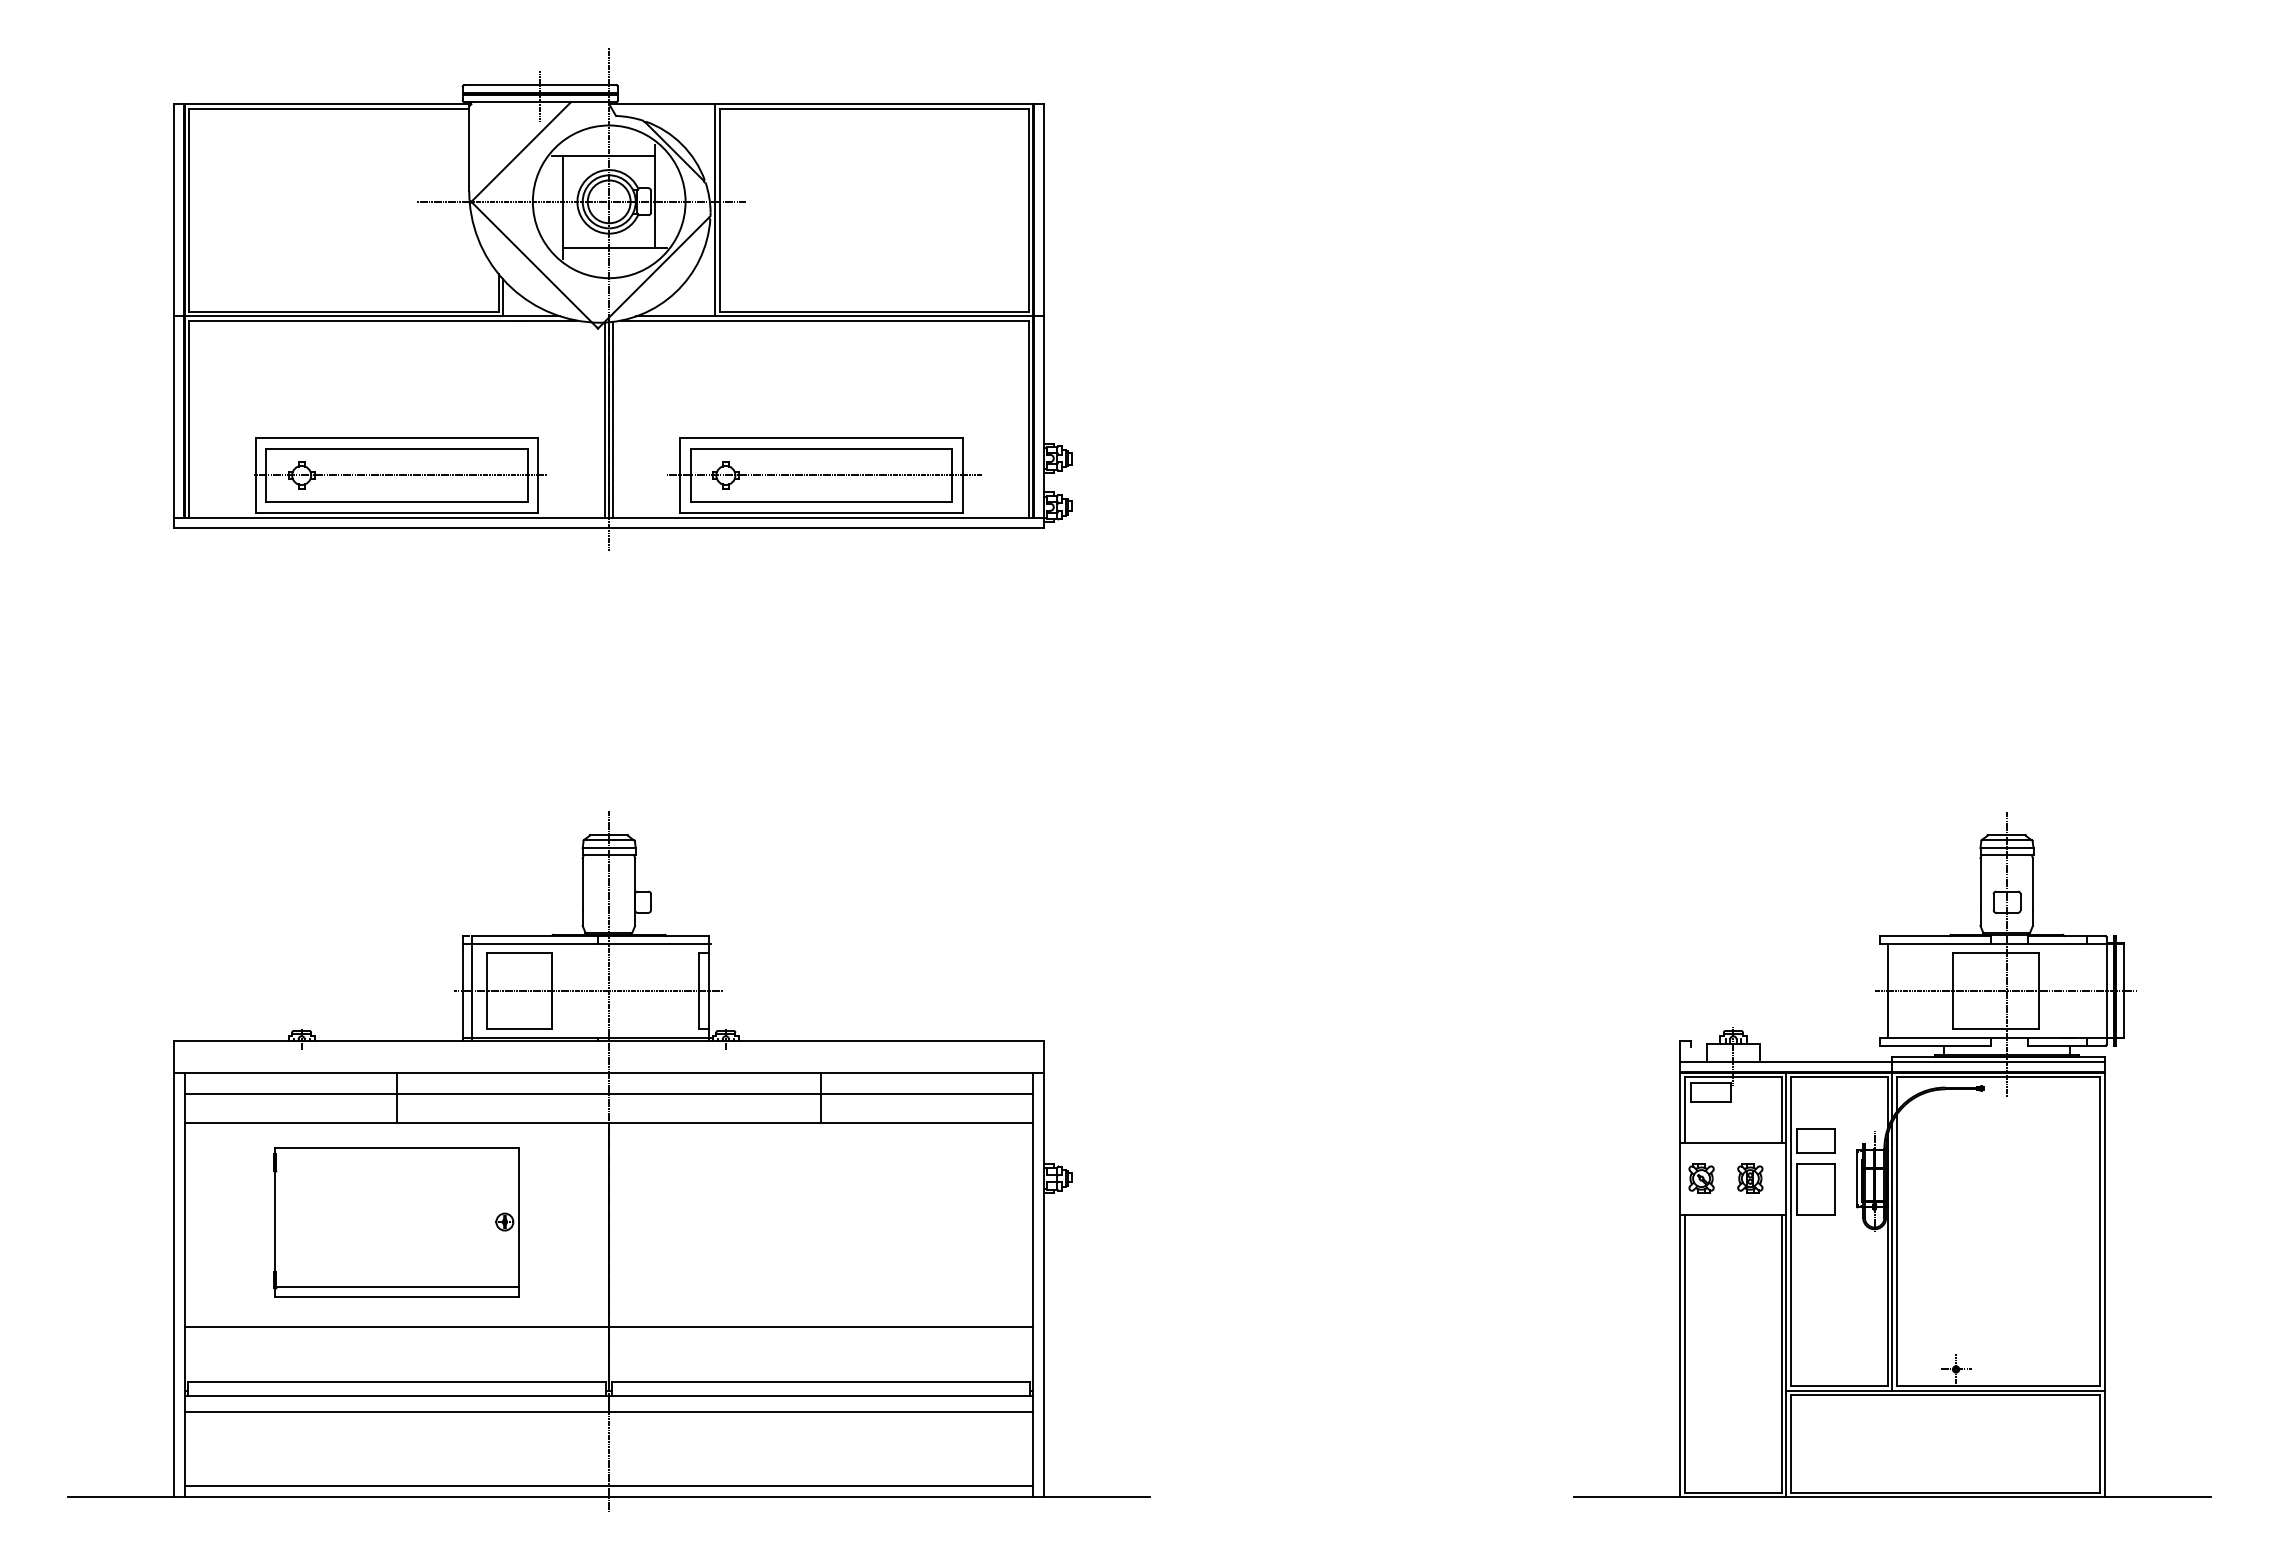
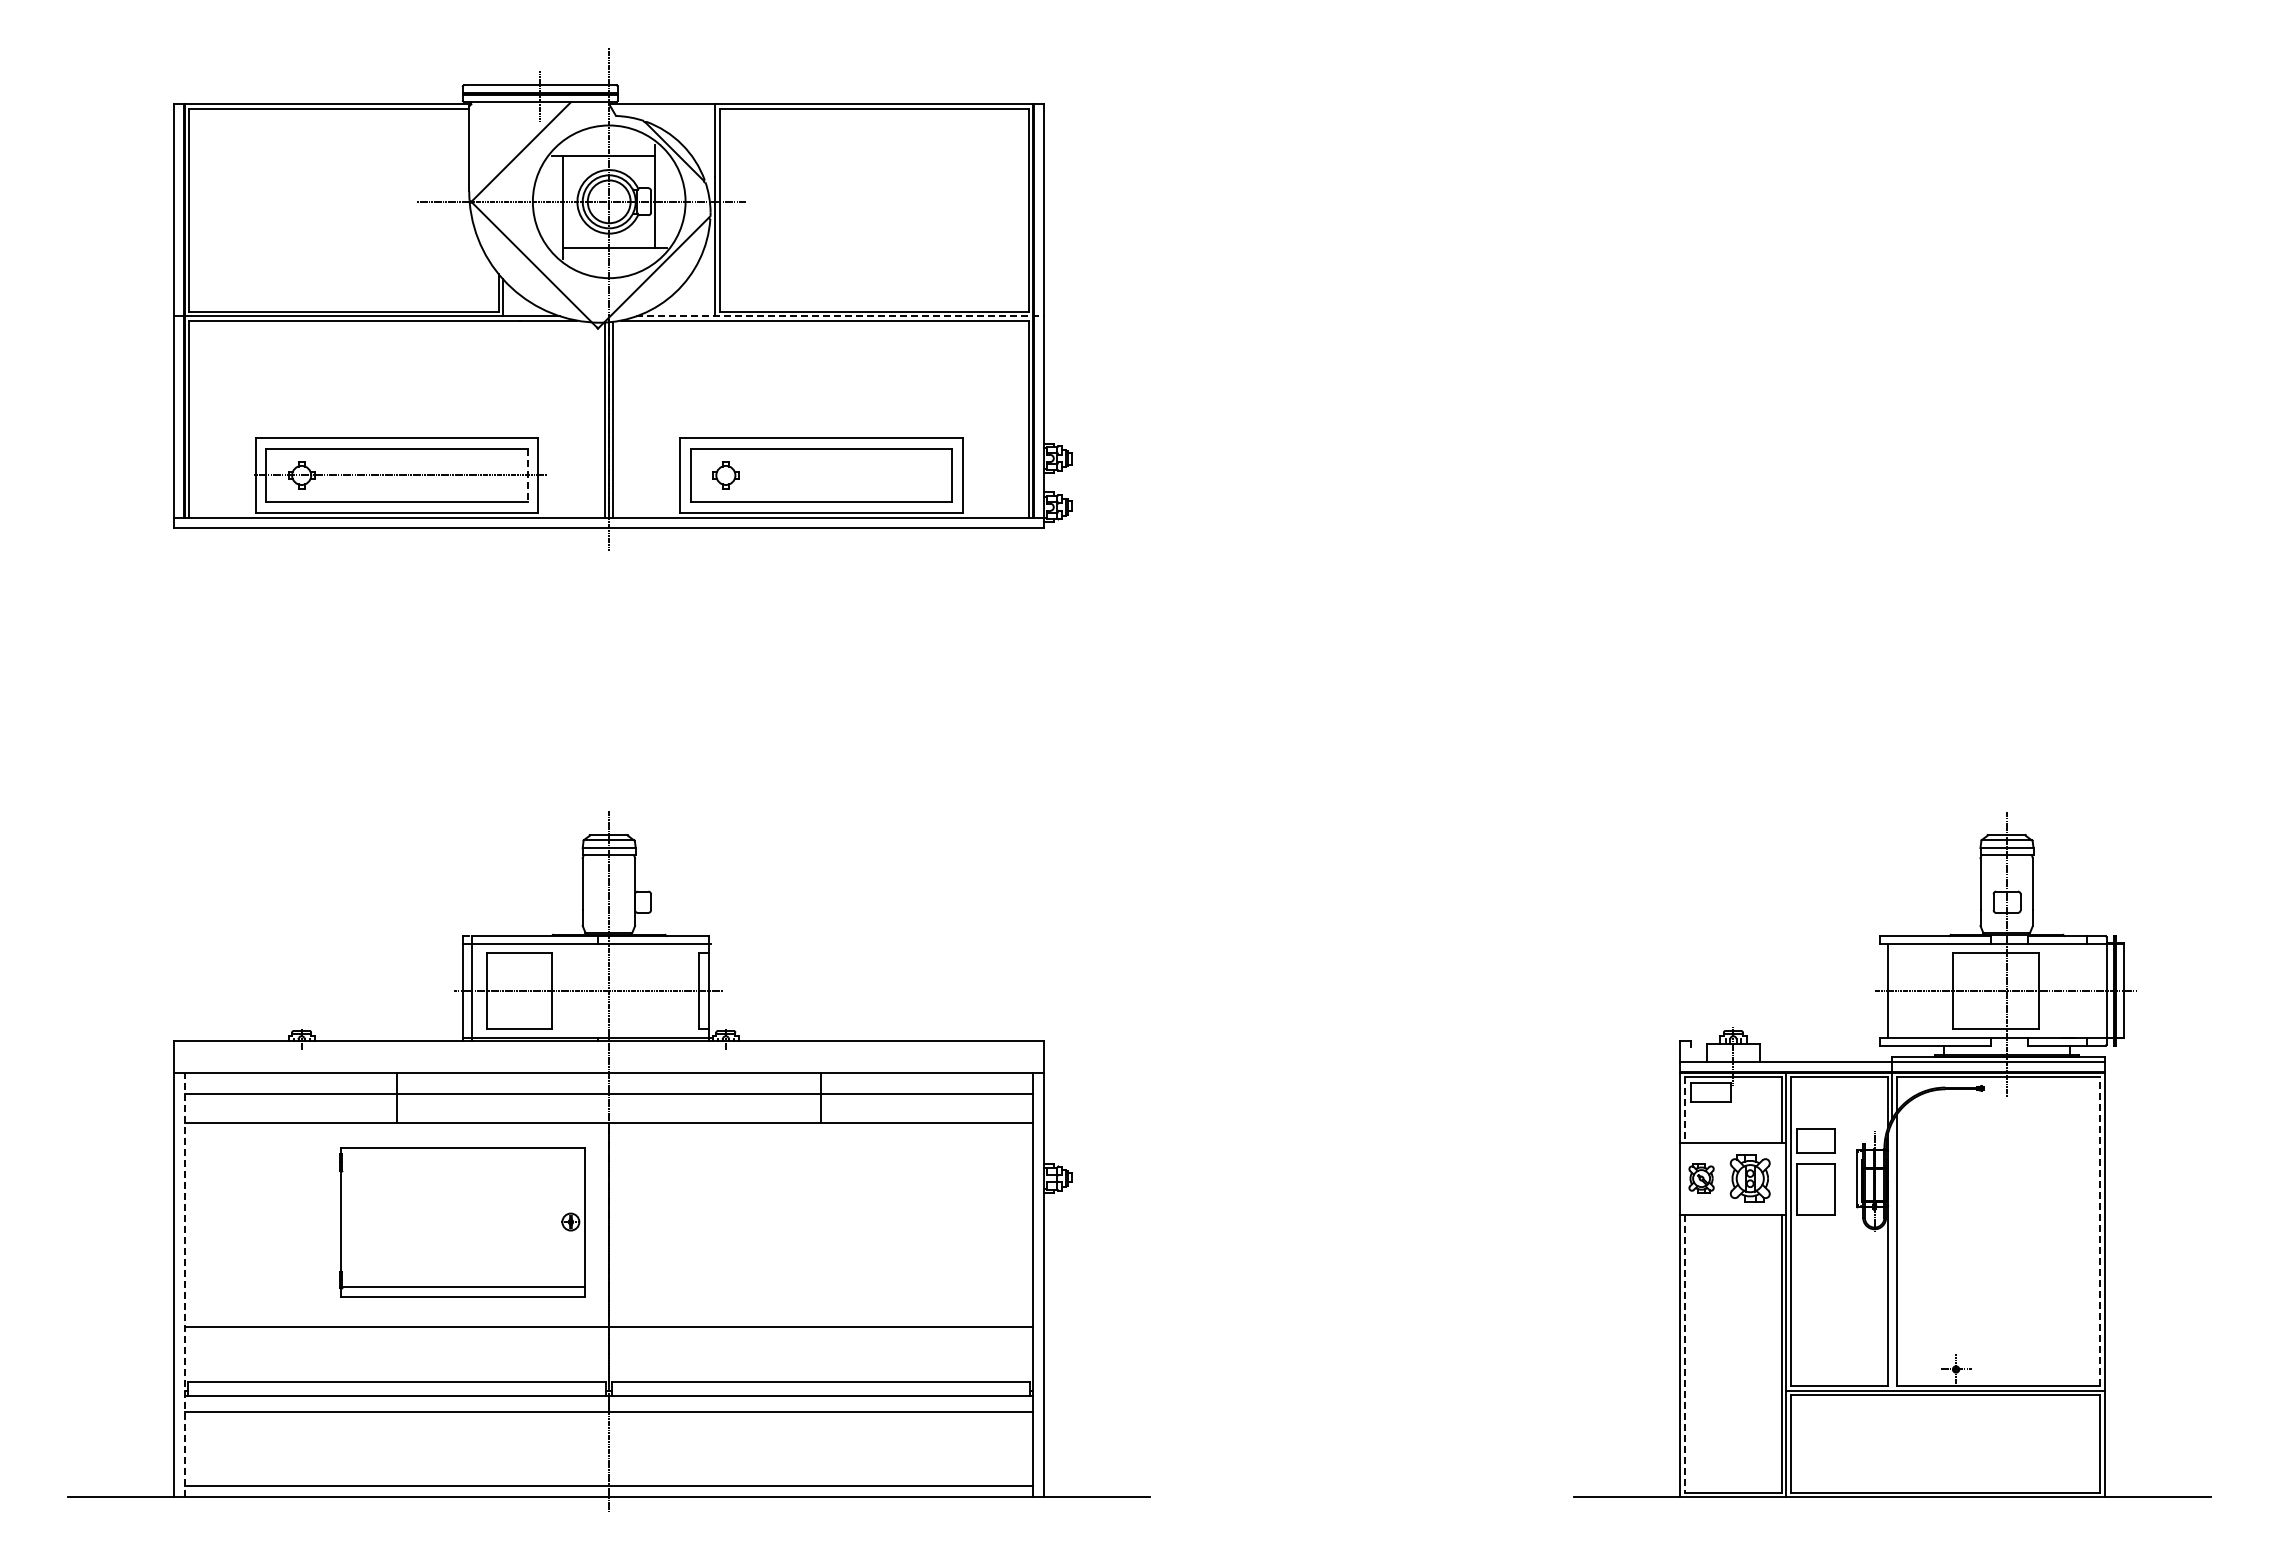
line: solid -> dashed (840, 316)
line: solid -> dashed (527, 475)
line: present -> none (824, 475)
line: solid -> dashed (1684, 1109)
part size: 27x31 px -> 42x49 px (1749, 1178)
part position: (396, 1222) -> (462, 1222) (462, 1222)
line: solid -> dashed (2100, 1231)
line: present -> none (1892, 1255)
line: solid -> dashed (185, 1284)
line: solid -> dashed (1684, 1353)
